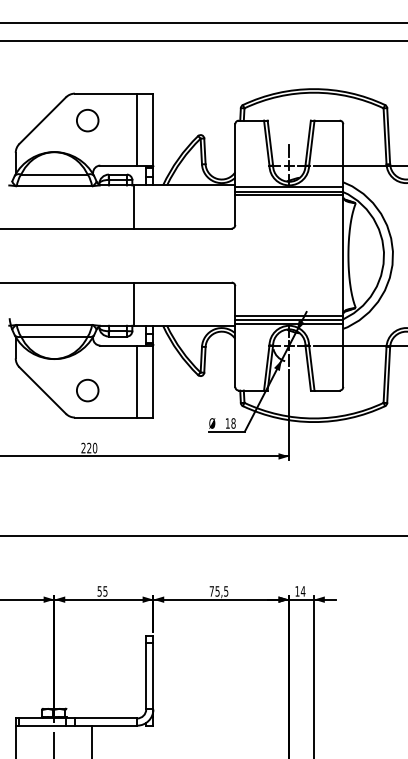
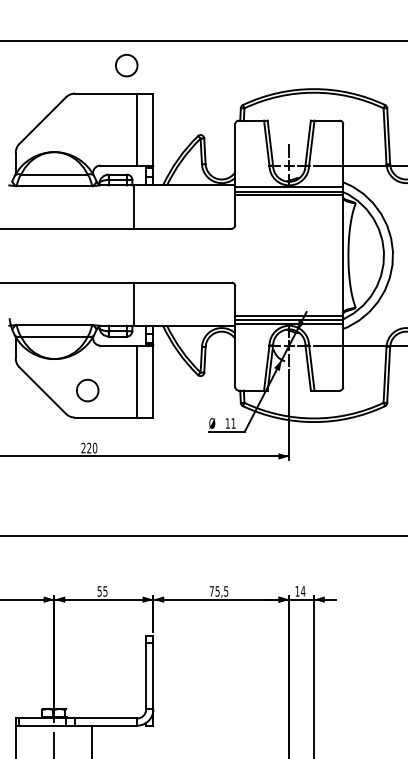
line: present -> none (203, 22)
circle position: (87, 120) -> (126, 65) (126, 65)
text: 18 -> 11 (233, 423)
